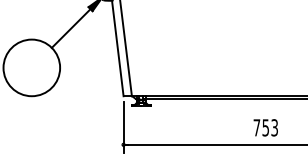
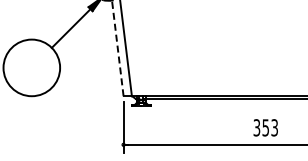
line: solid -> dashed (117, 47)
text: 753 -> 353 (256, 127)
